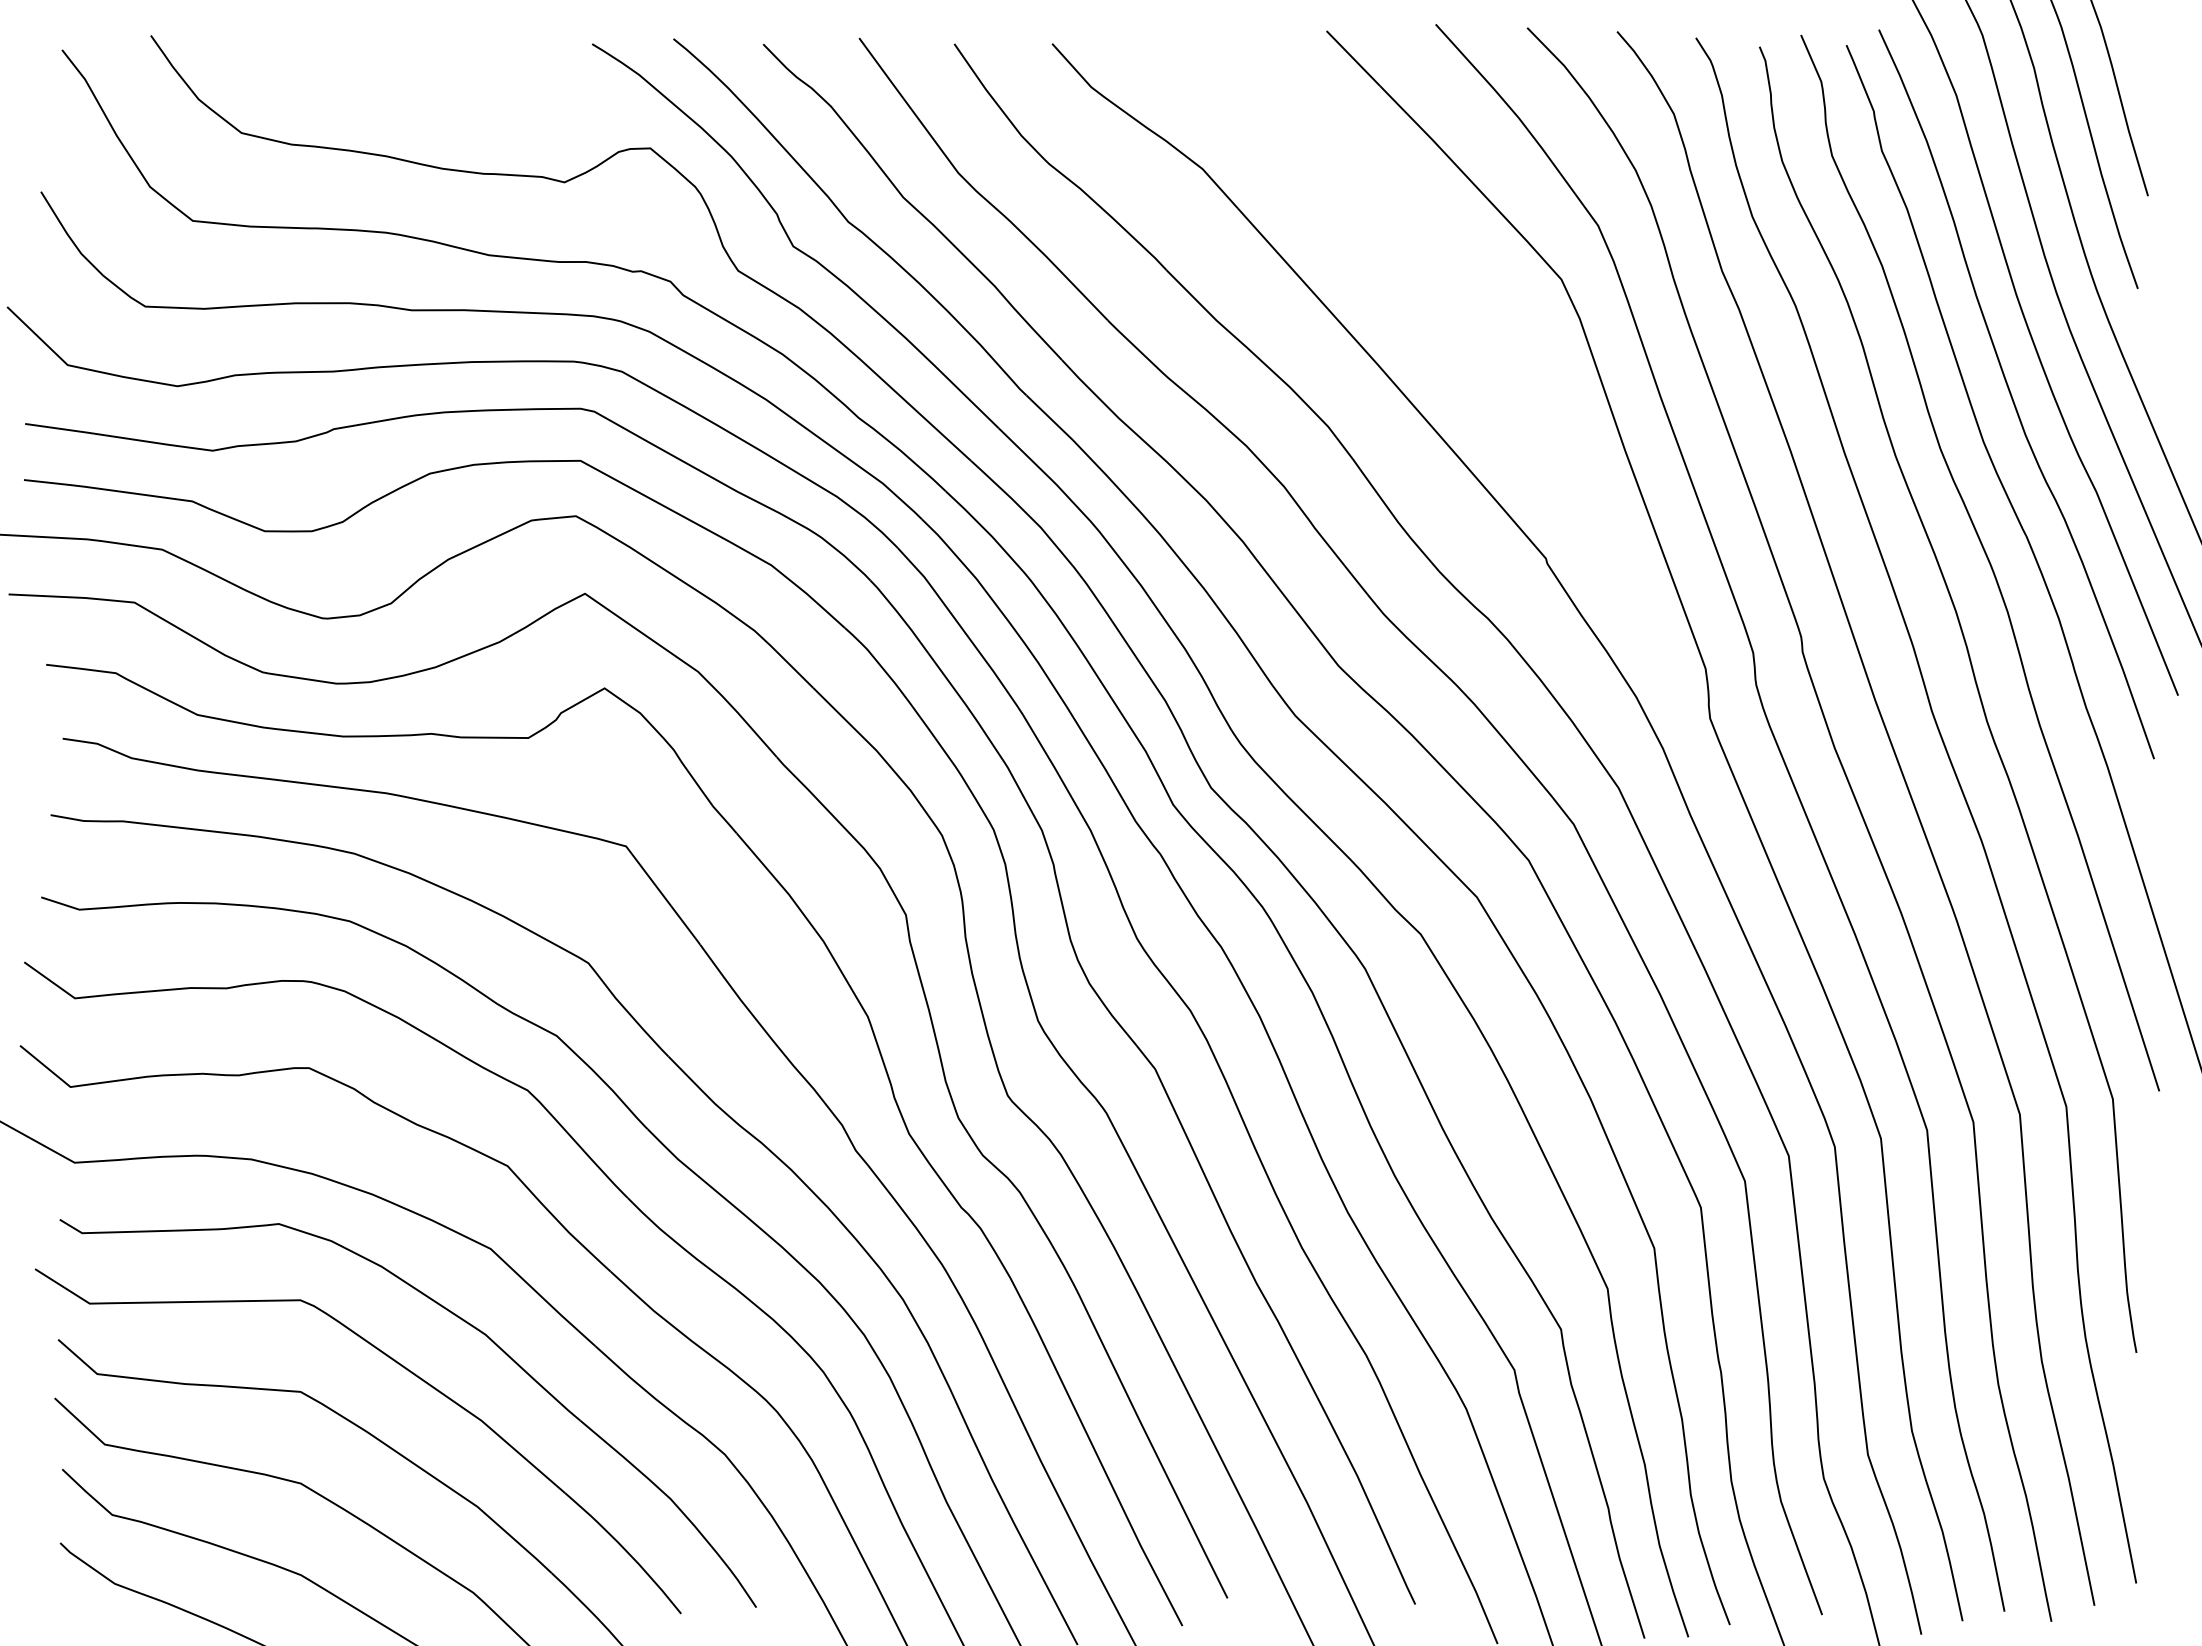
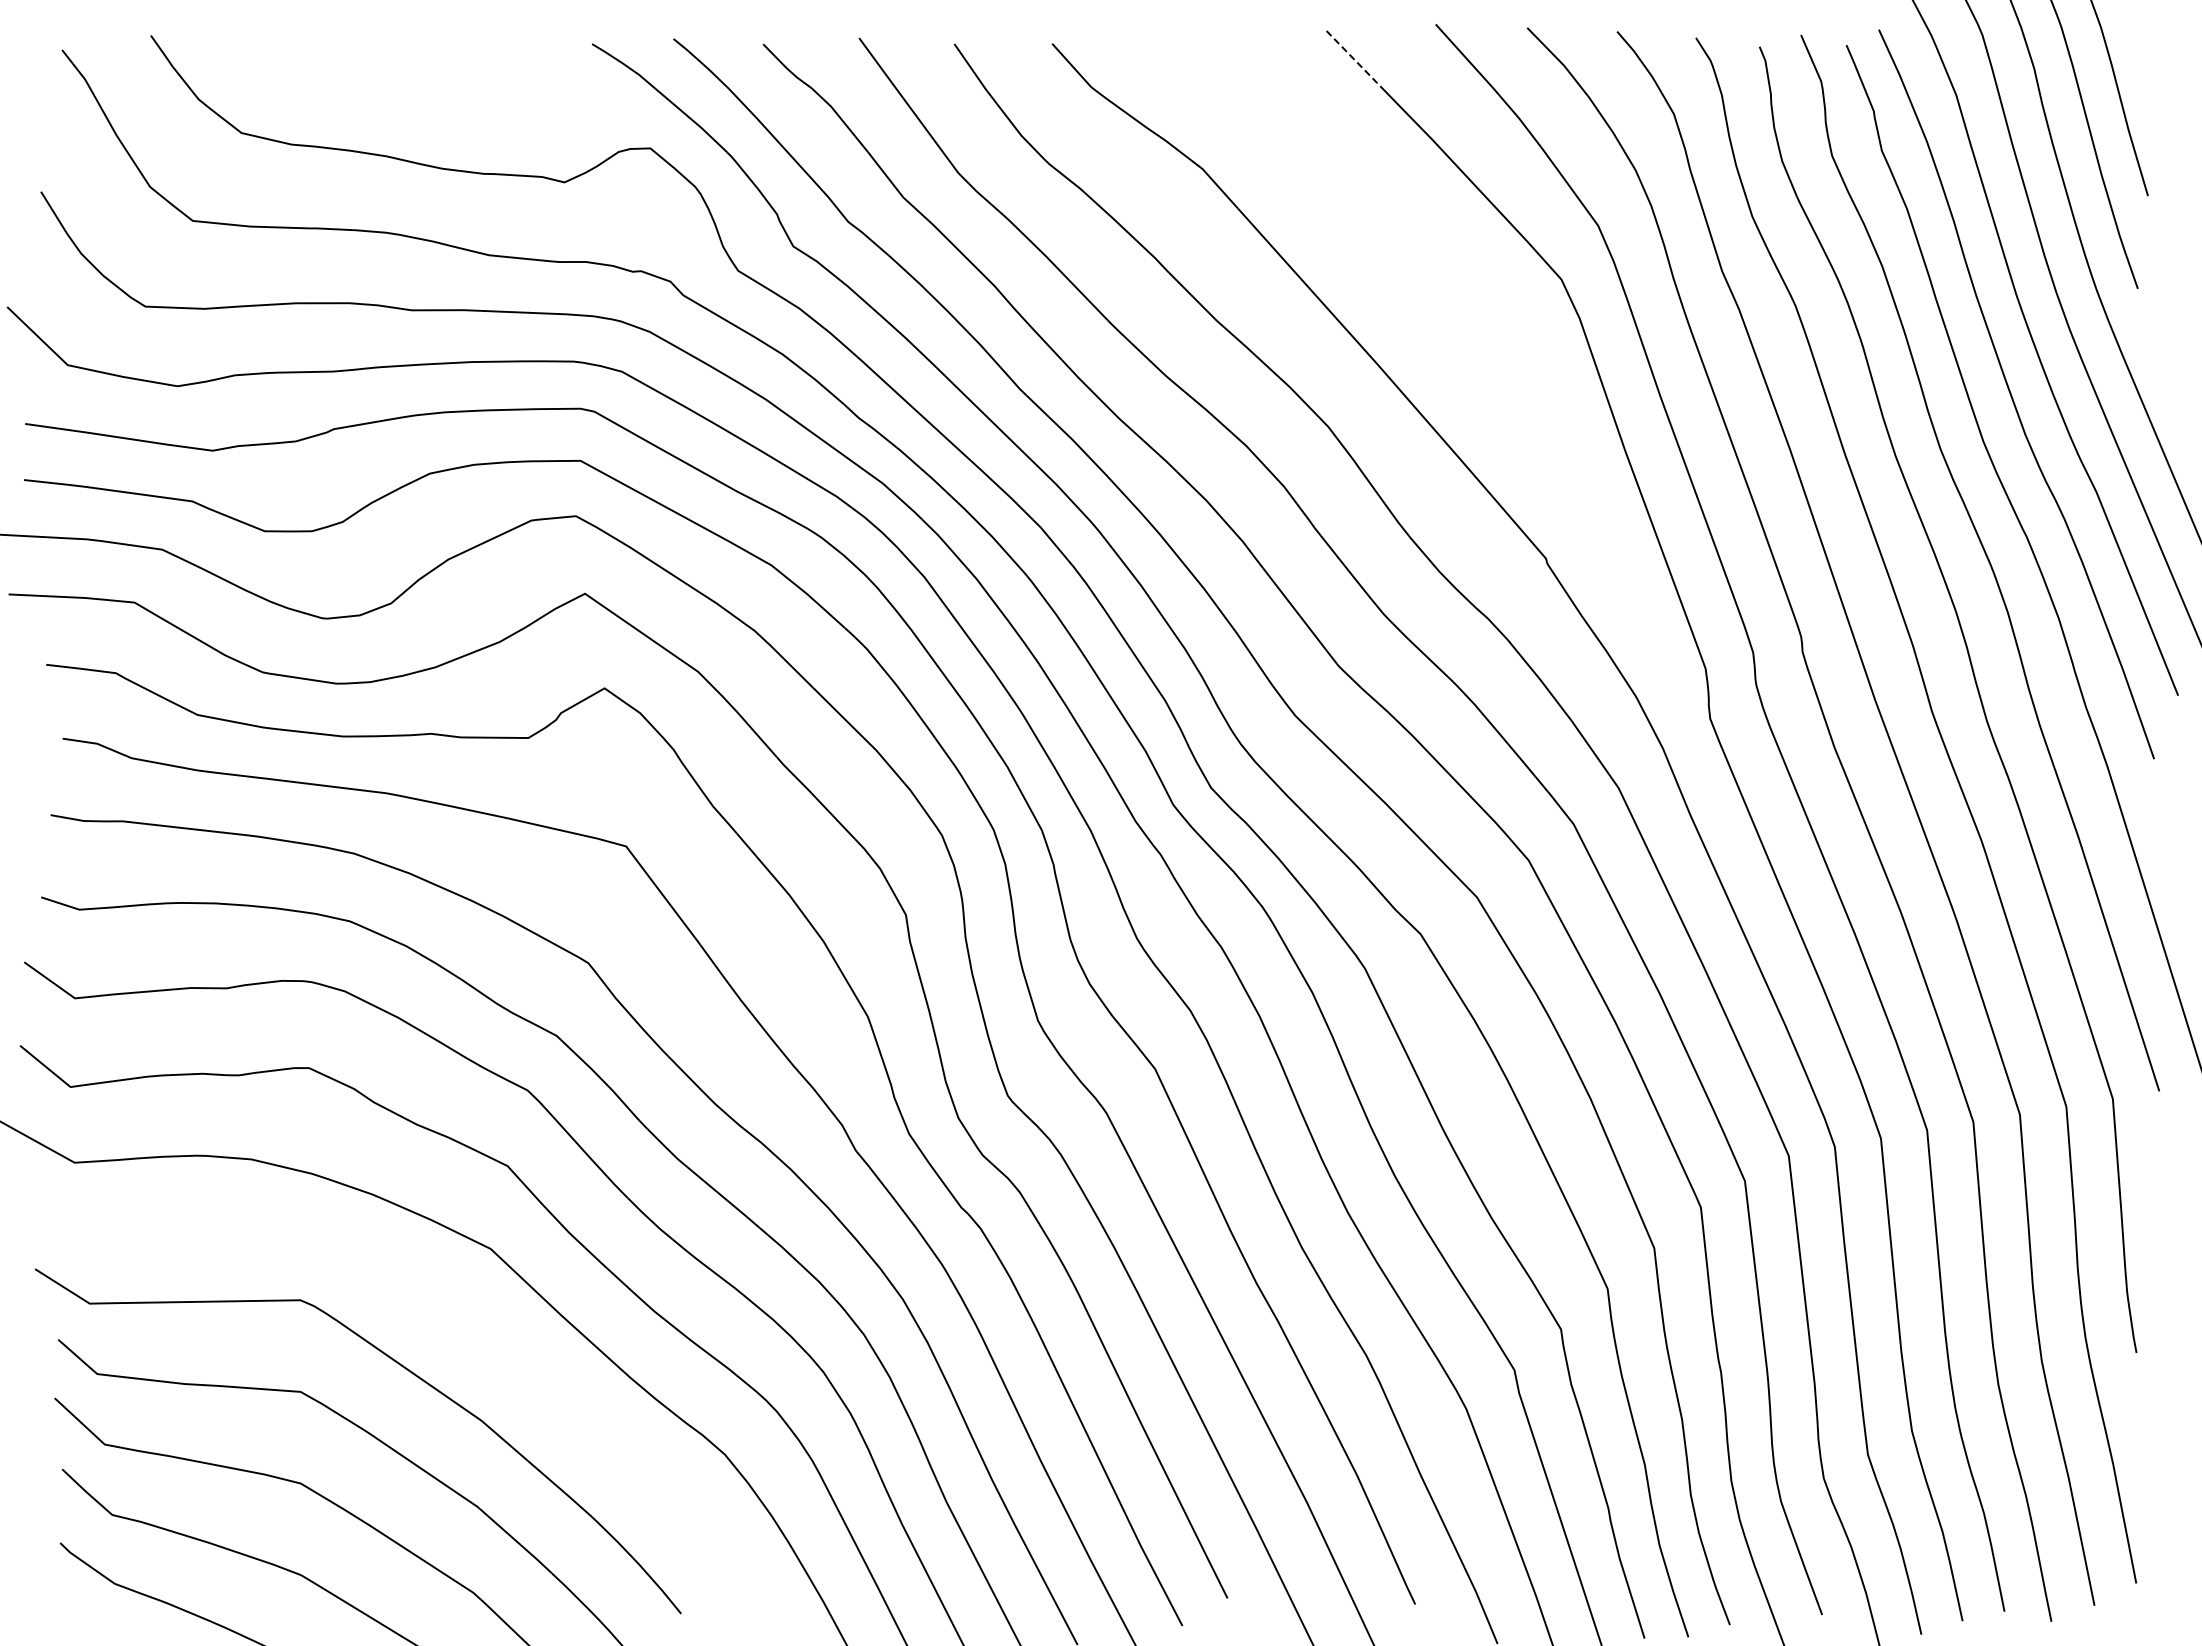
line: solid -> dashed (1353, 58)
part: present -> none (466, 1323)
